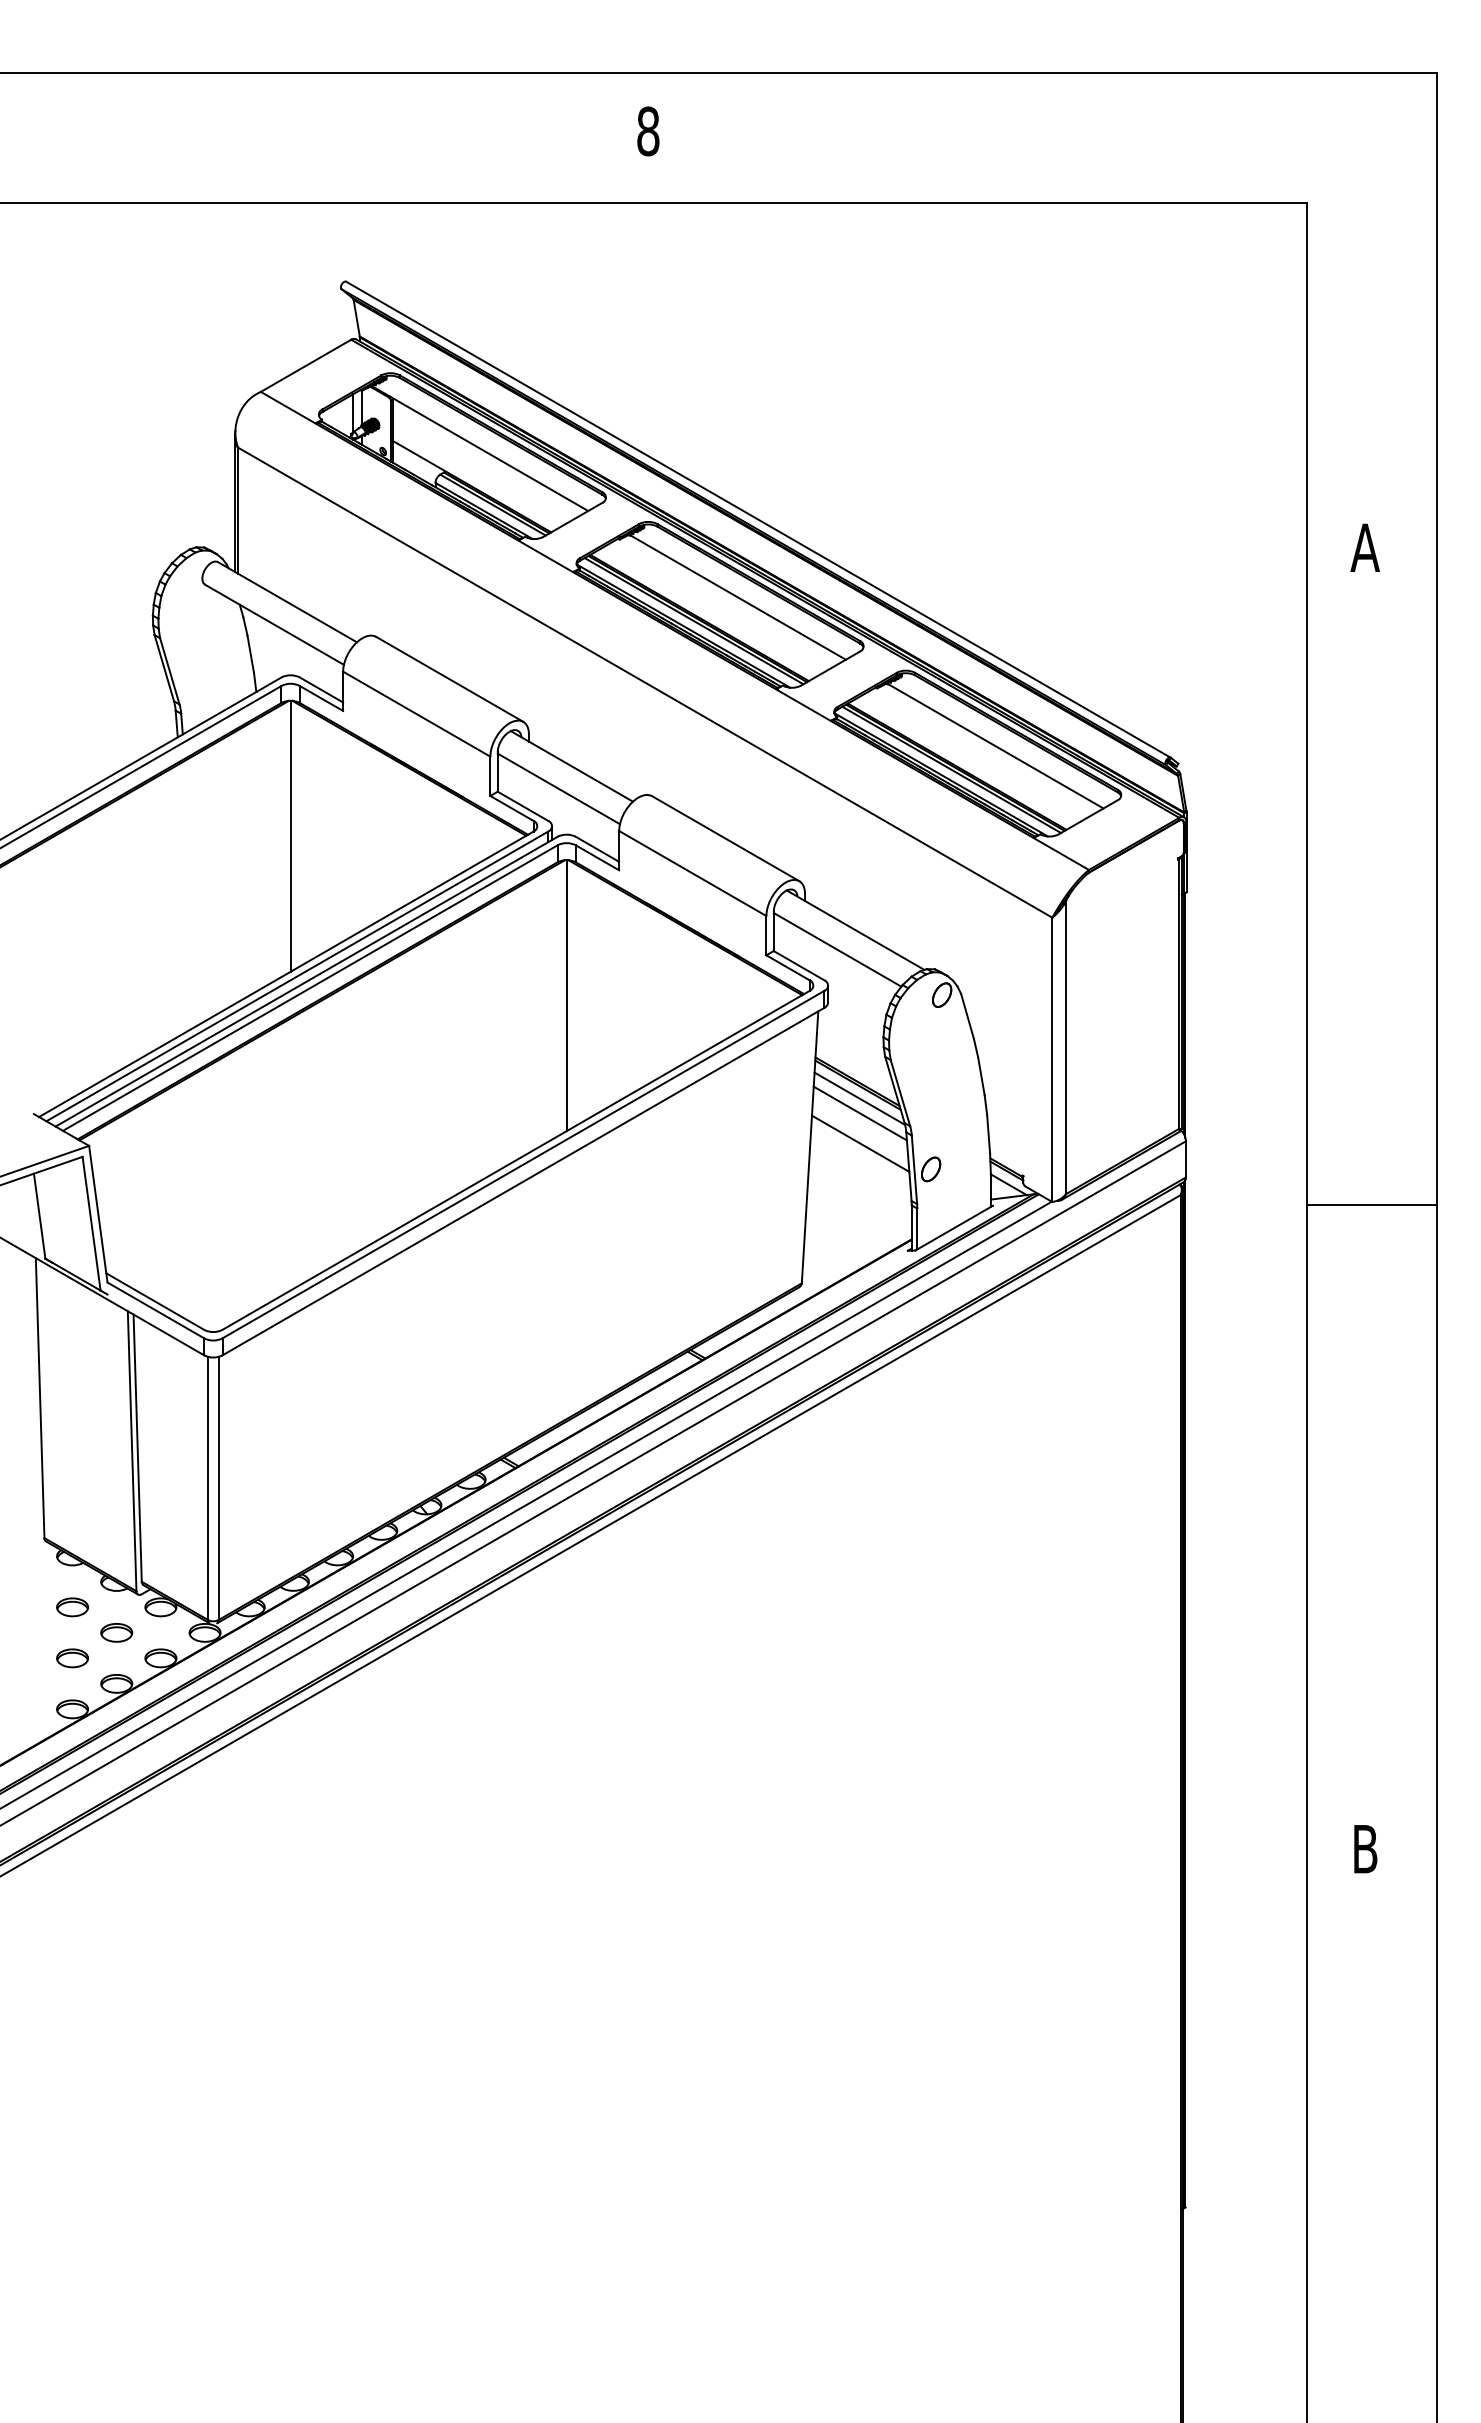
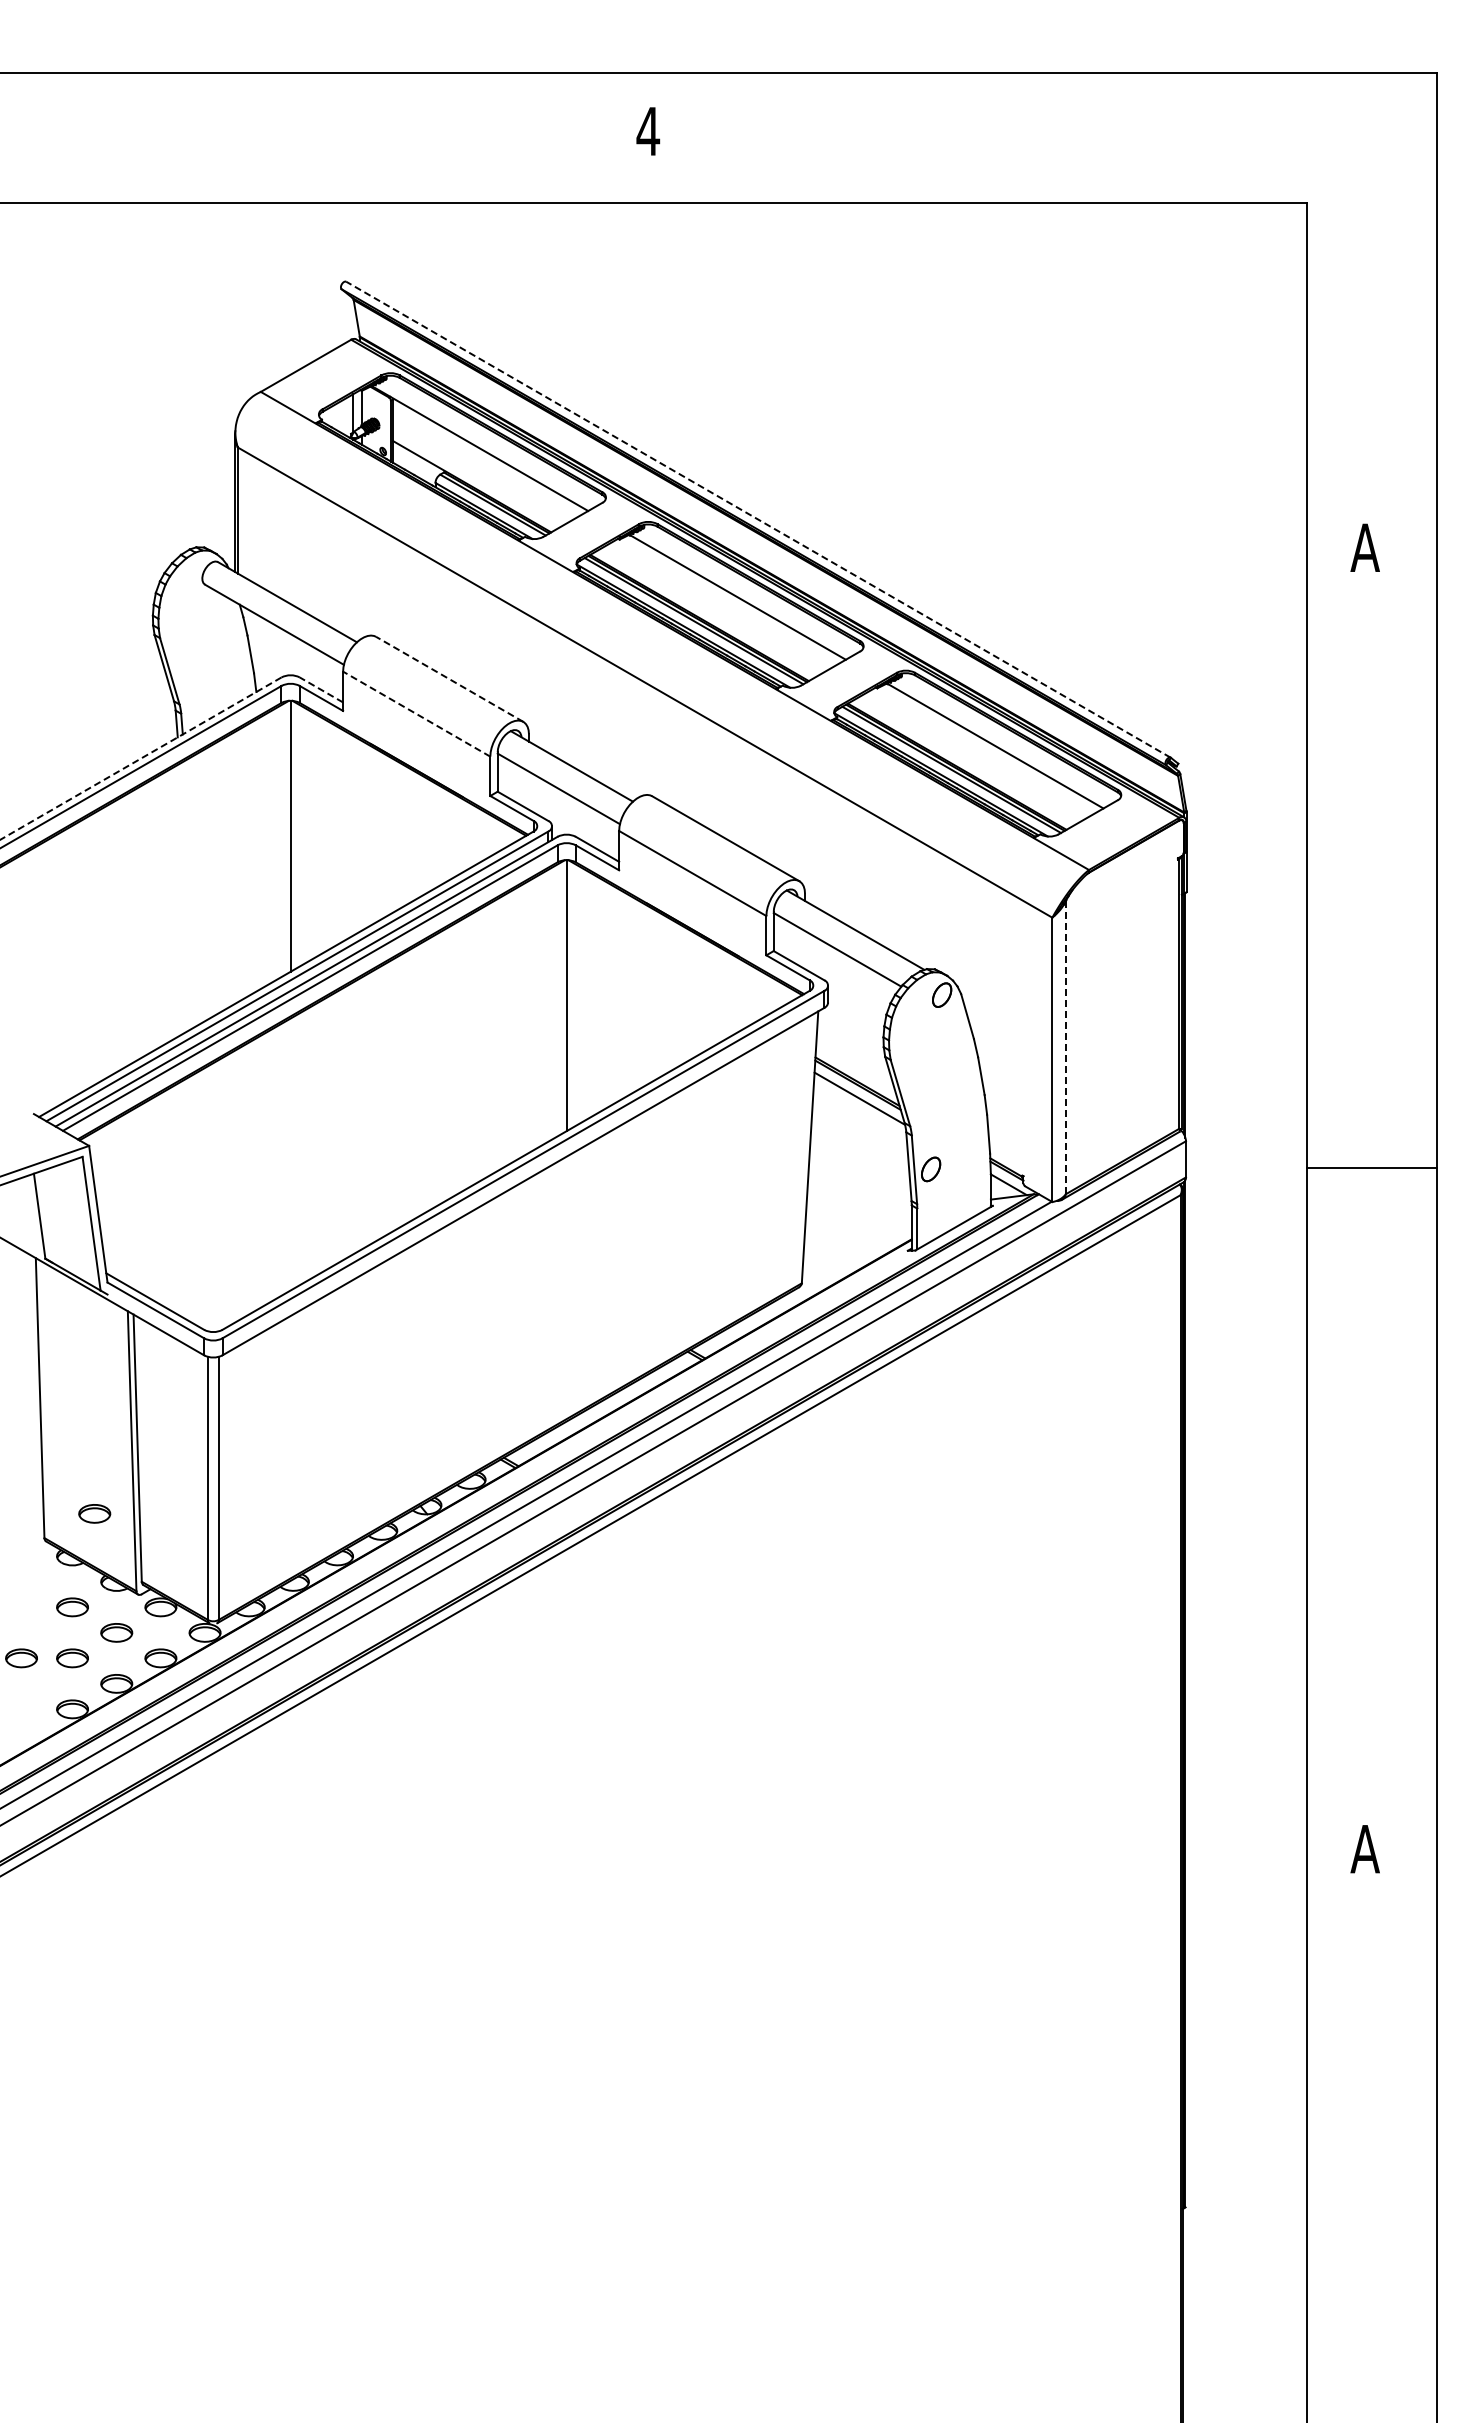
text: 8 -> 4 (648, 131)
line: solid -> dashed (758, 519)
line: solid -> dashed (449, 679)
line: solid -> dashed (321, 689)
line: solid -> dashed (416, 713)
line: solid -> dashed (140, 758)
line: solid -> dashed (1065, 1047)
line: present -> none (859, 1113)
line: present -> none (860, 1143)
line position: (1371, 1204) -> (1371, 1167) (1371, 1167)
part: none -> present (94, 1513)
part: none -> present (21, 1658)
text: B -> A (1364, 1849)
